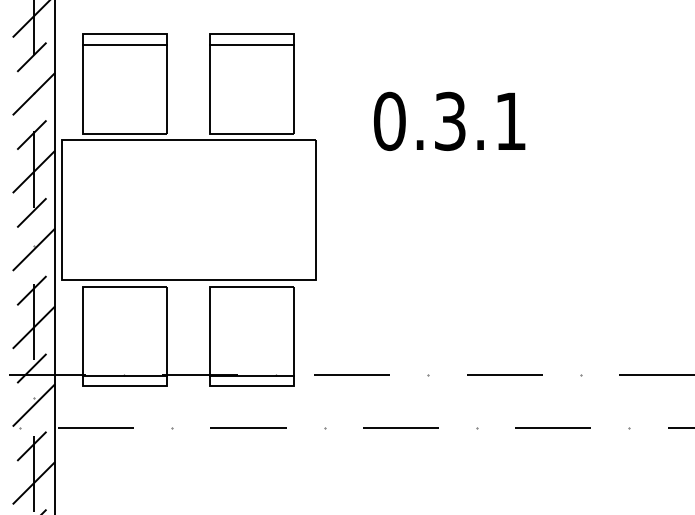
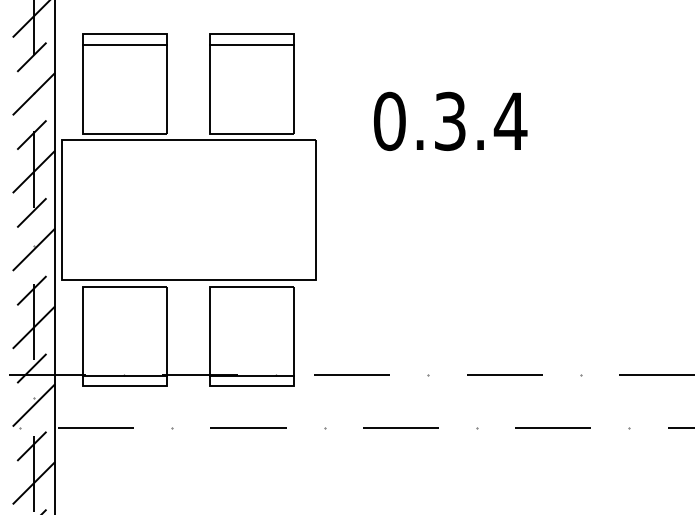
text: 0.3.1 -> 0.3.4 (510, 120)
